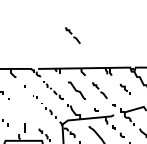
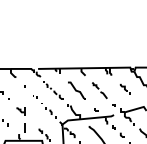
part: present -> none (72, 35)
part: none -> present (20, 111)
